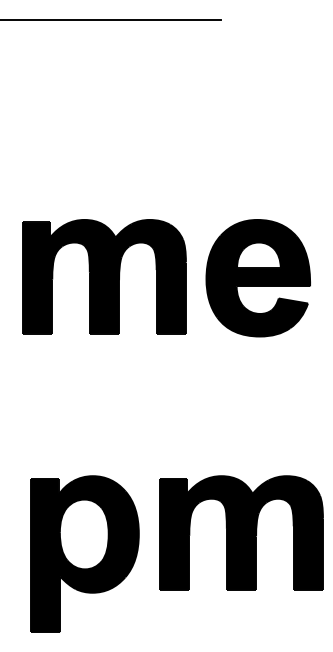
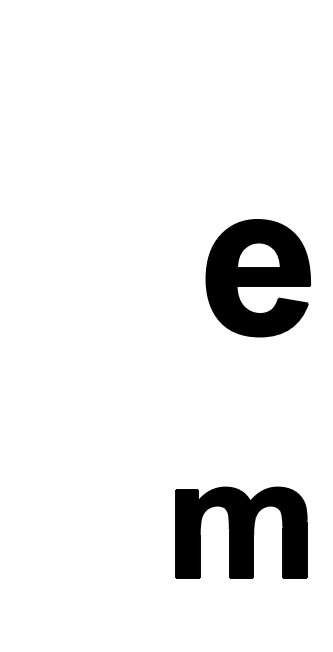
line: present -> none (111, 19)
part: present -> none (104, 276)
part size: 165x116 px -> 133x93 px (241, 532)
part: present -> none (84, 553)
